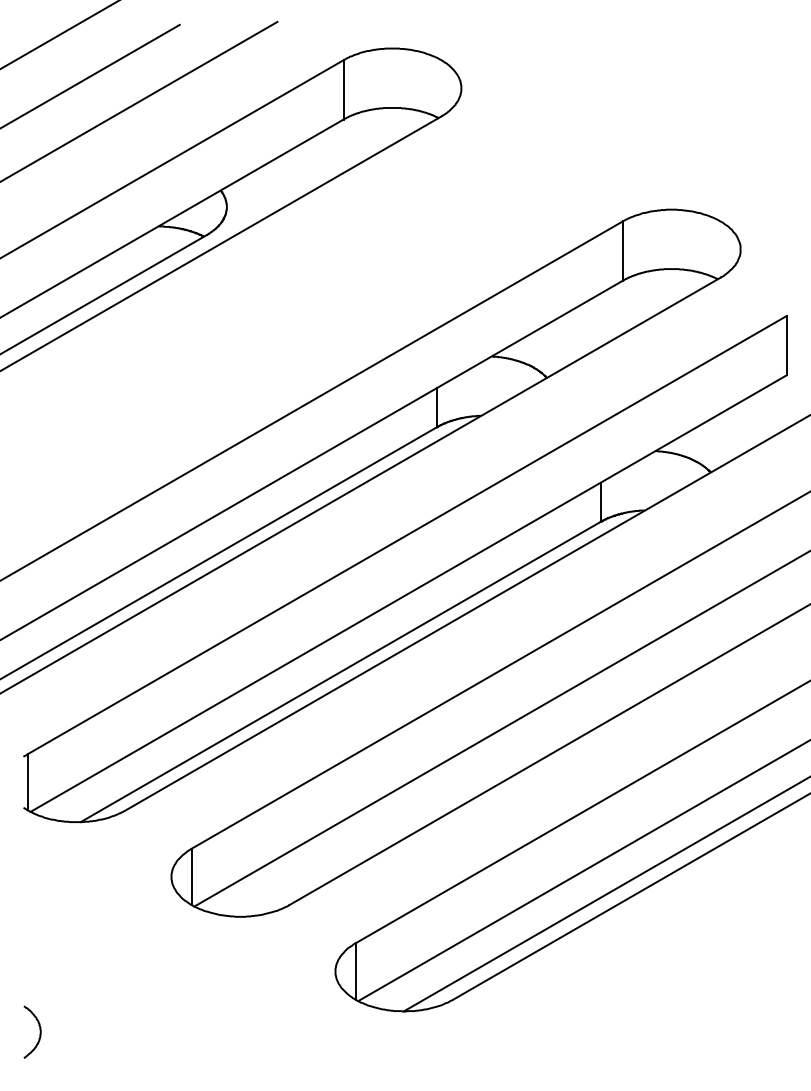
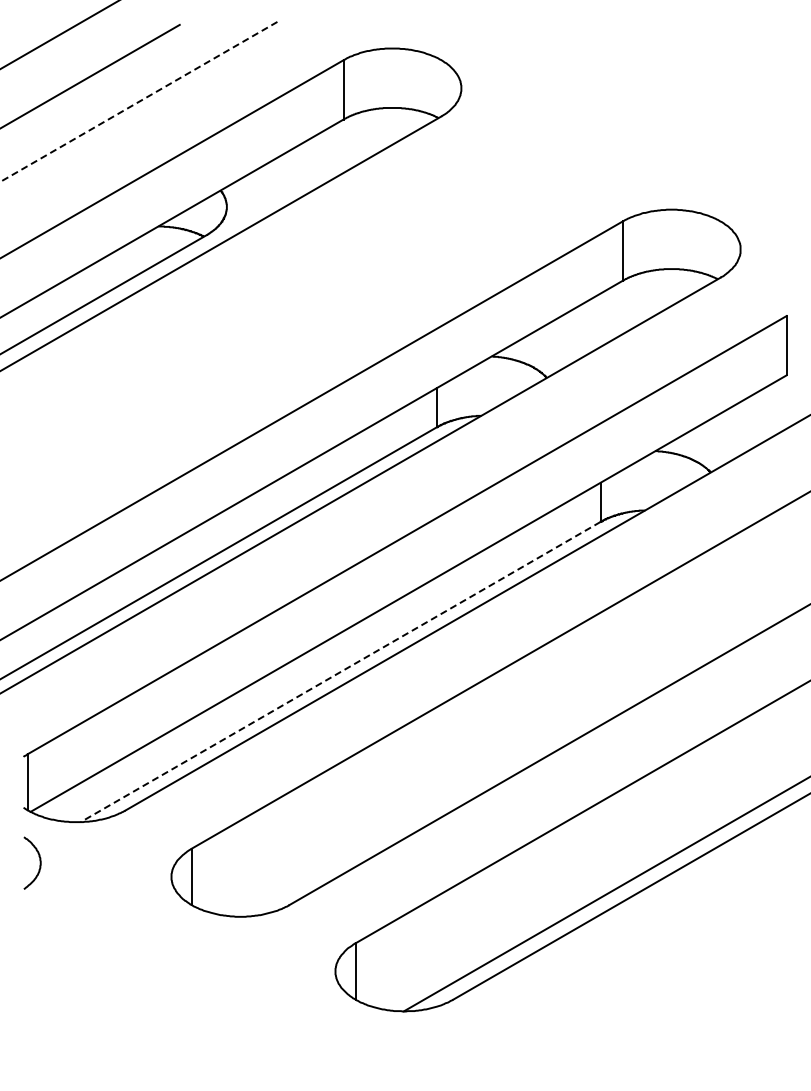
line: solid -> dashed (138, 101)
line: solid -> dashed (340, 672)
line: present -> none (500, 729)
line: present -> none (582, 871)
curve position: (39, 1031) -> (39, 862) (39, 862)
